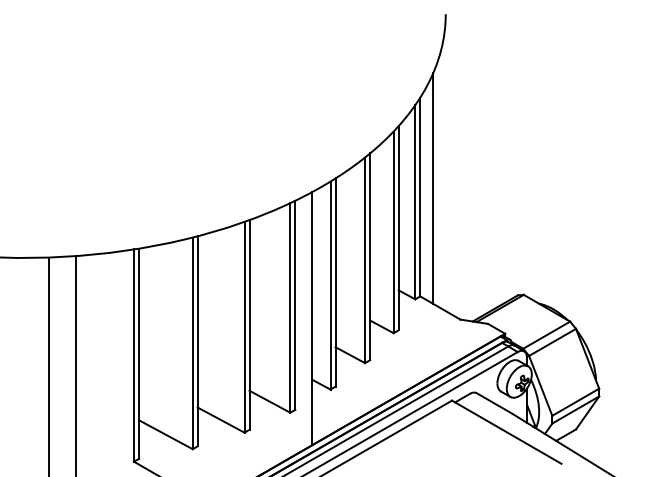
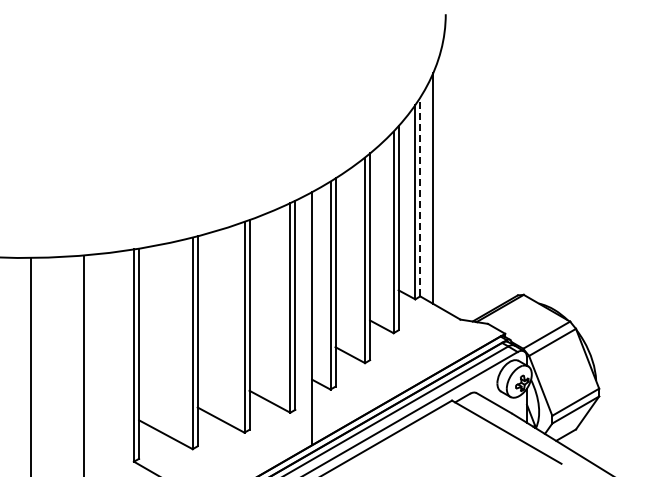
line: solid -> dashed (420, 196)
line position: (76, 364) -> (84, 364) (84, 364)
line position: (49, 365) -> (31, 365) (31, 365)
